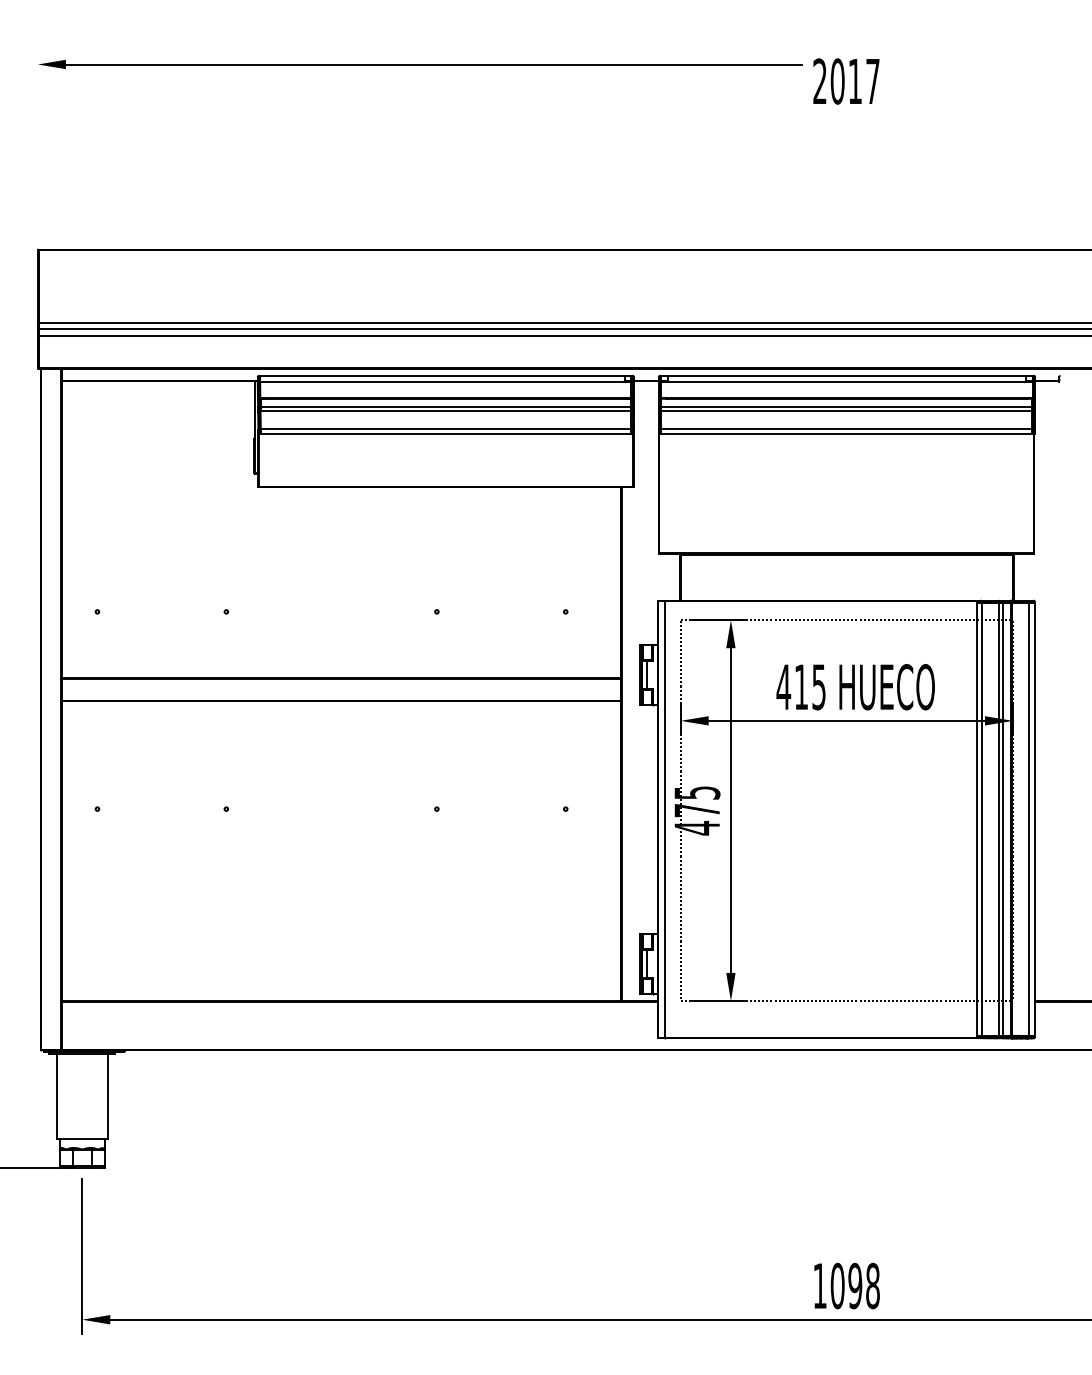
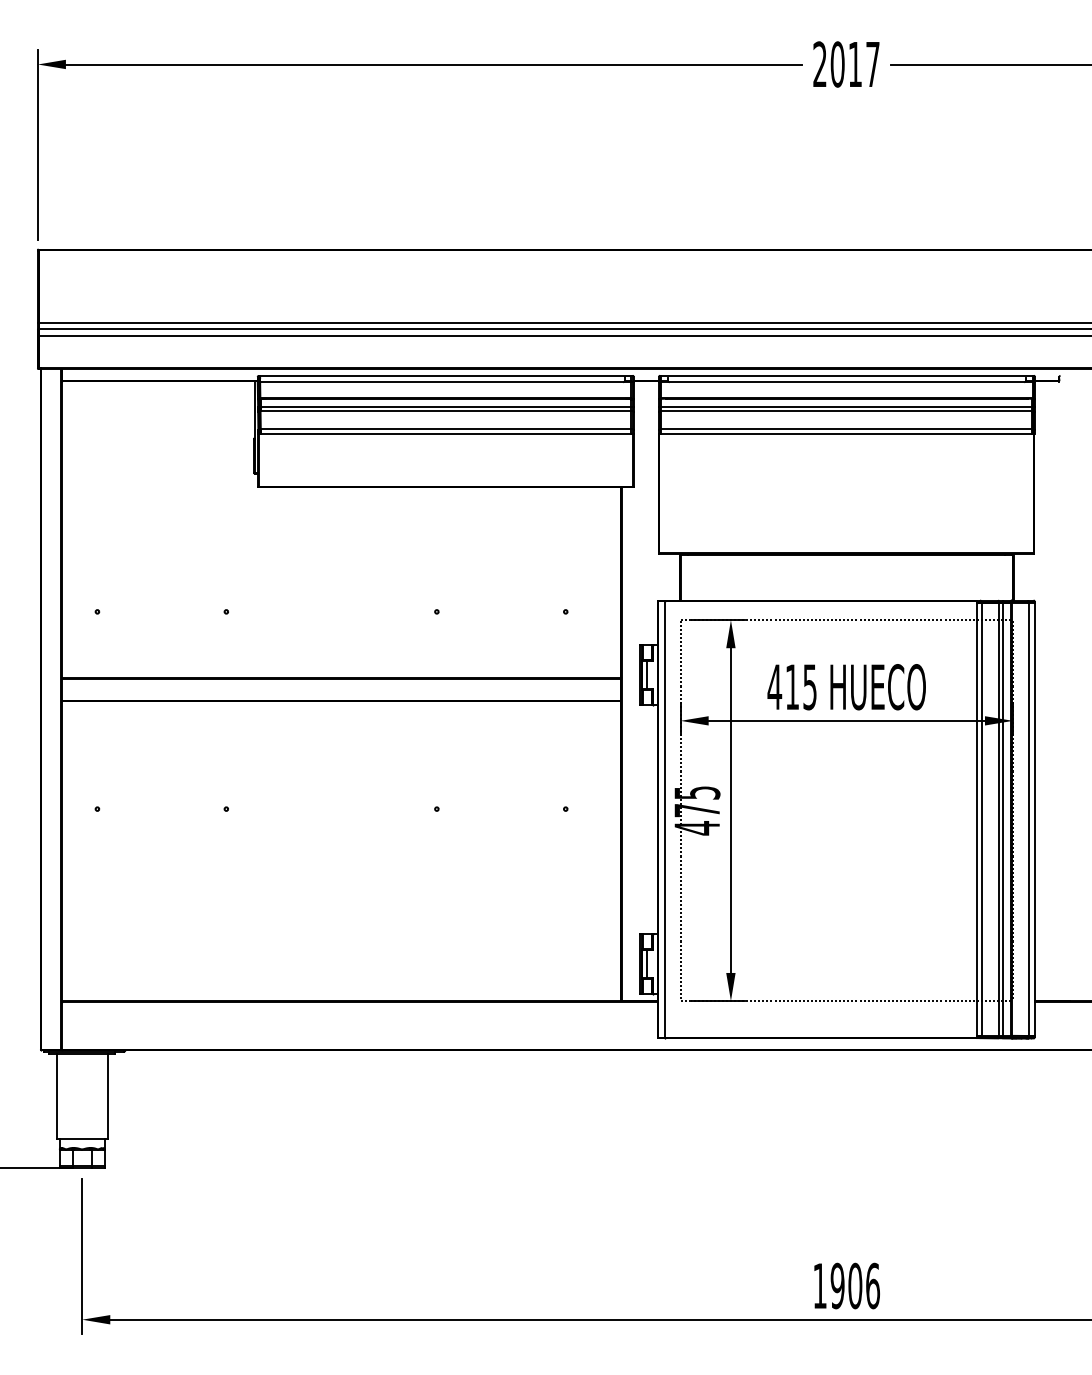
line: none -> present (989, 64)
text position: (846, 81) -> (846, 64) (846, 64)
line: none -> present (37, 144)
text position: (855, 687) -> (846, 687) (846, 687)
text: 1098 -> 1906 (854, 1285)
